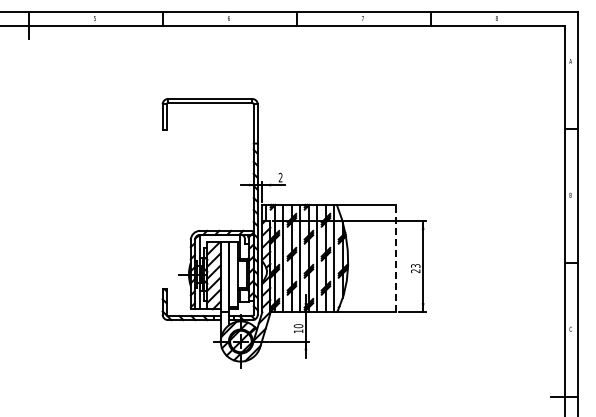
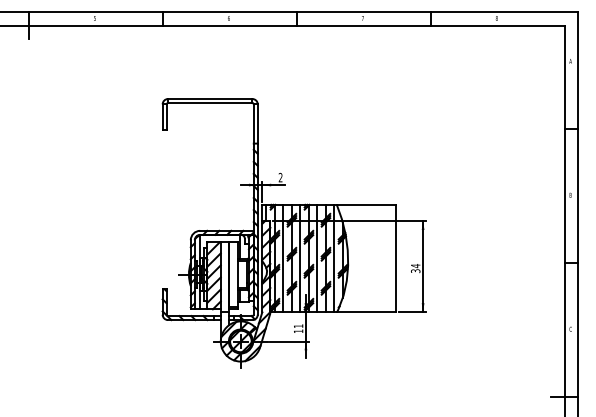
line: dashed -> solid (396, 258)
text: 23 -> 34 (415, 268)
text: 10 -> 11 (298, 326)
